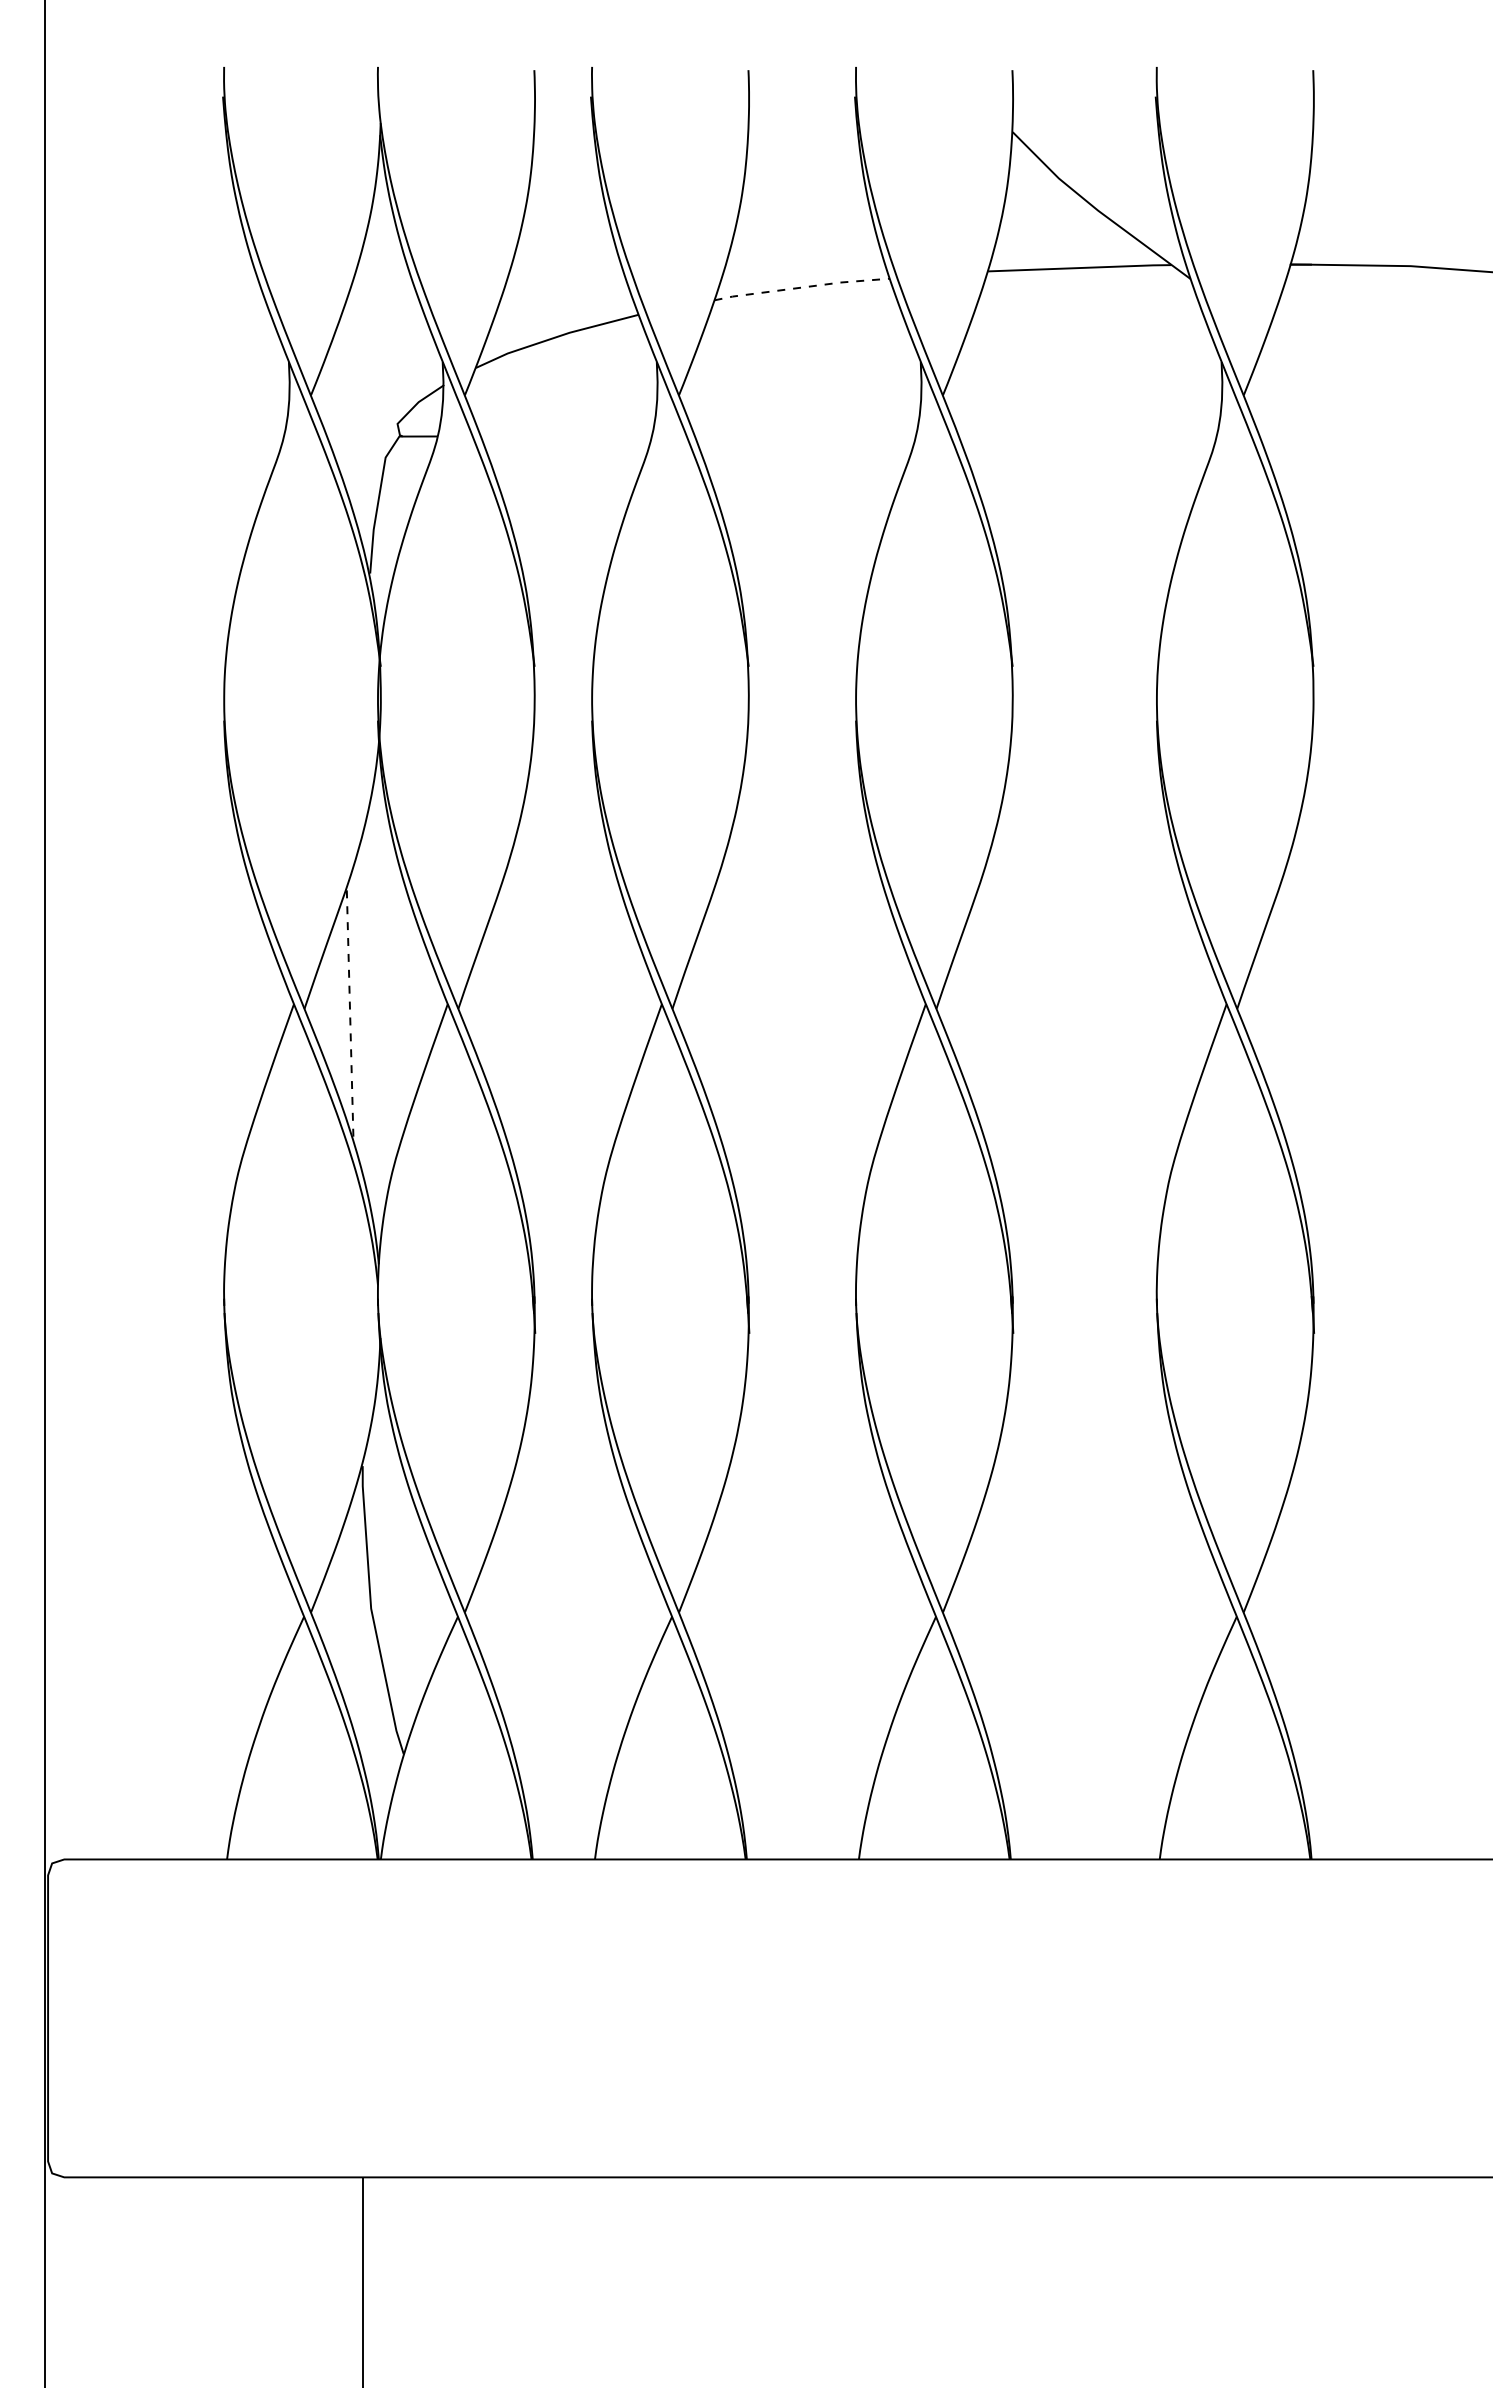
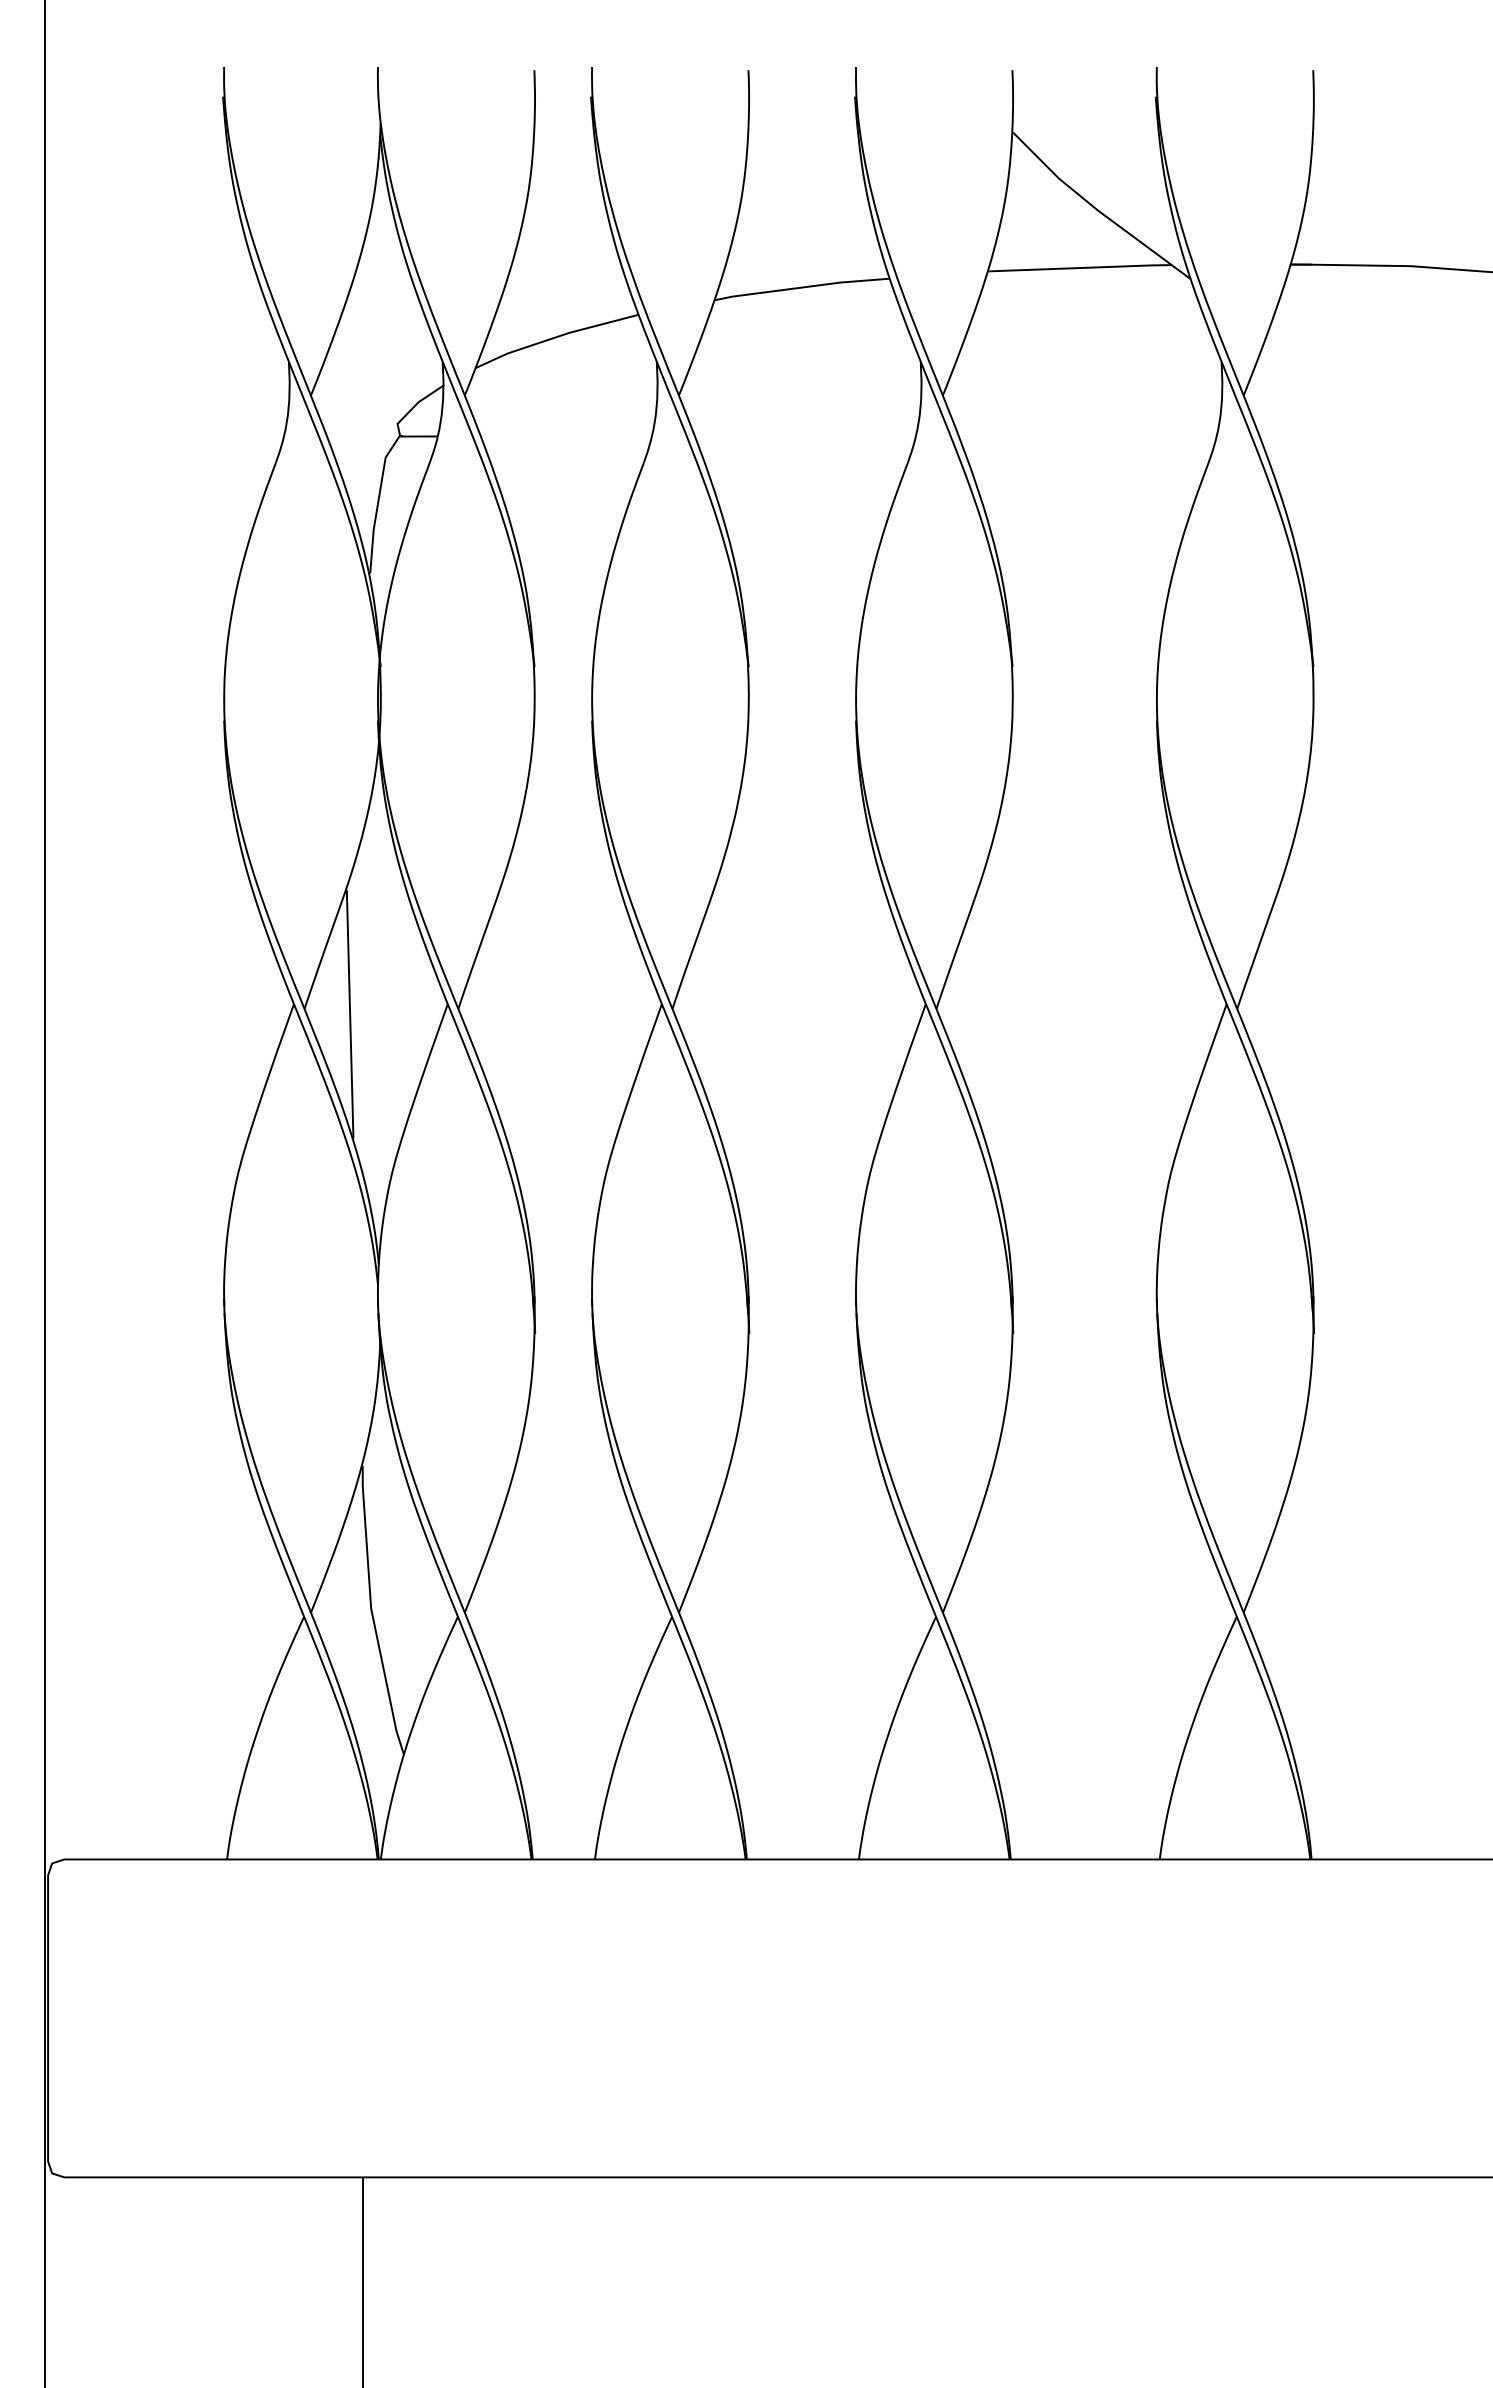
line: dashed -> solid (802, 287)
line: dashed -> solid (350, 1014)
